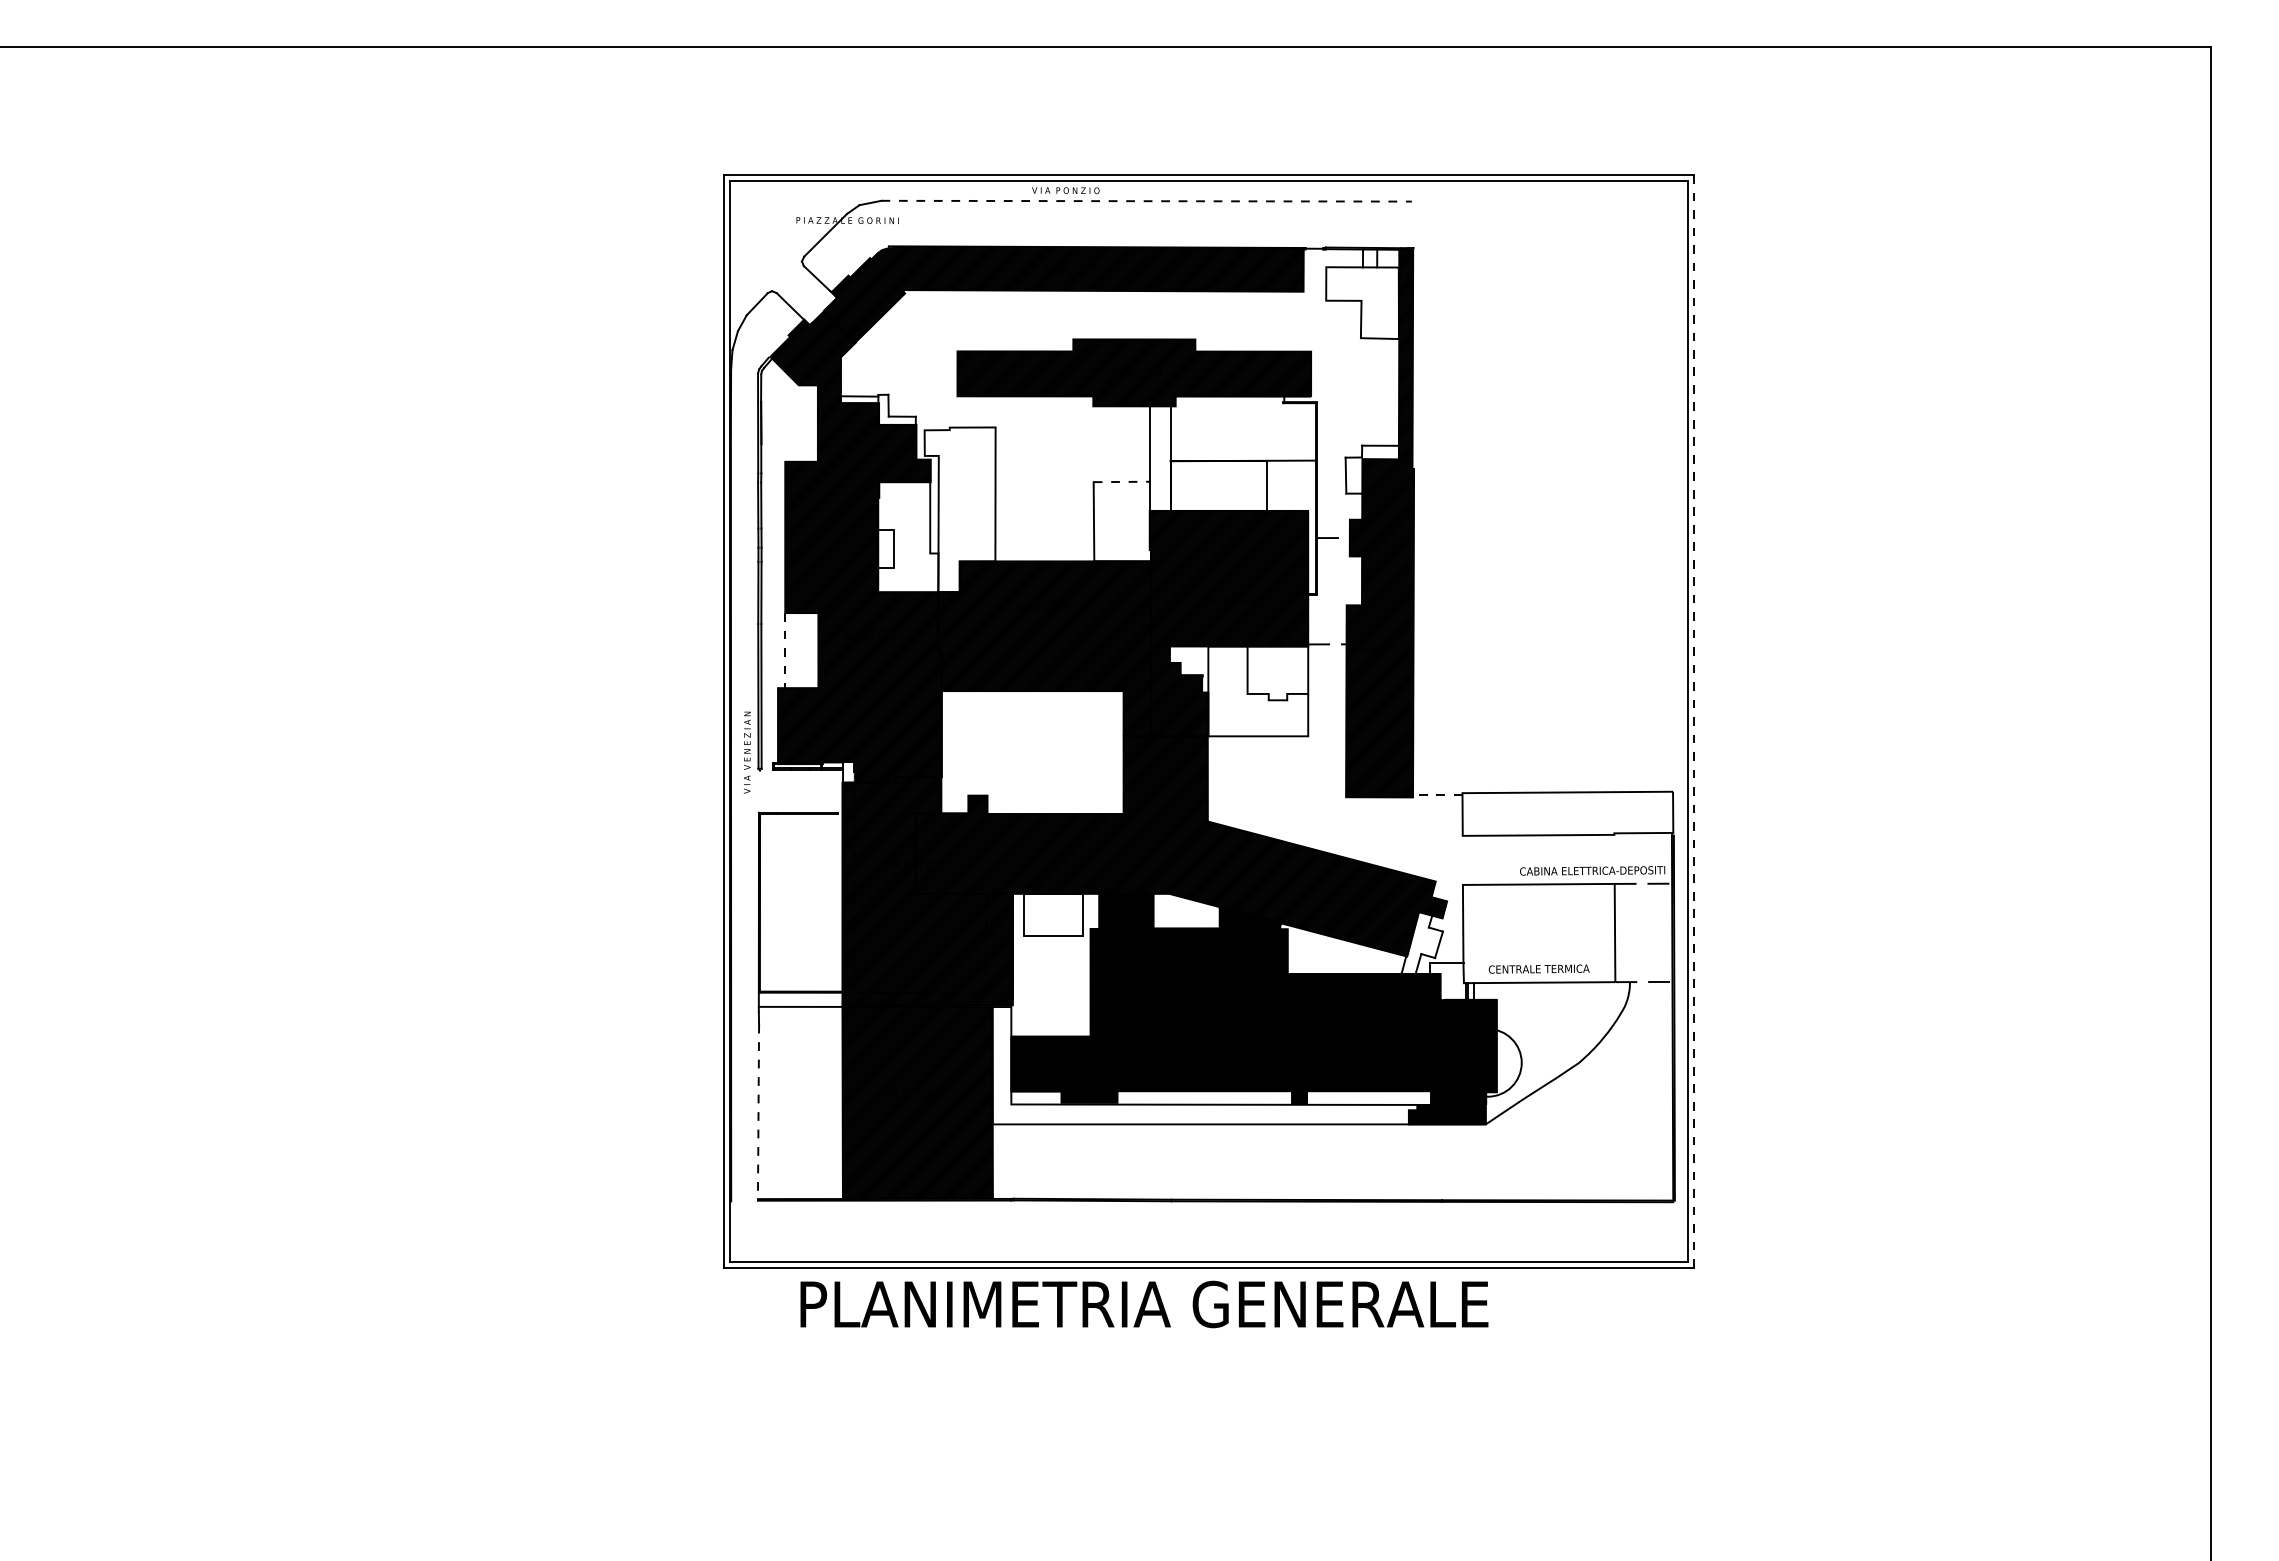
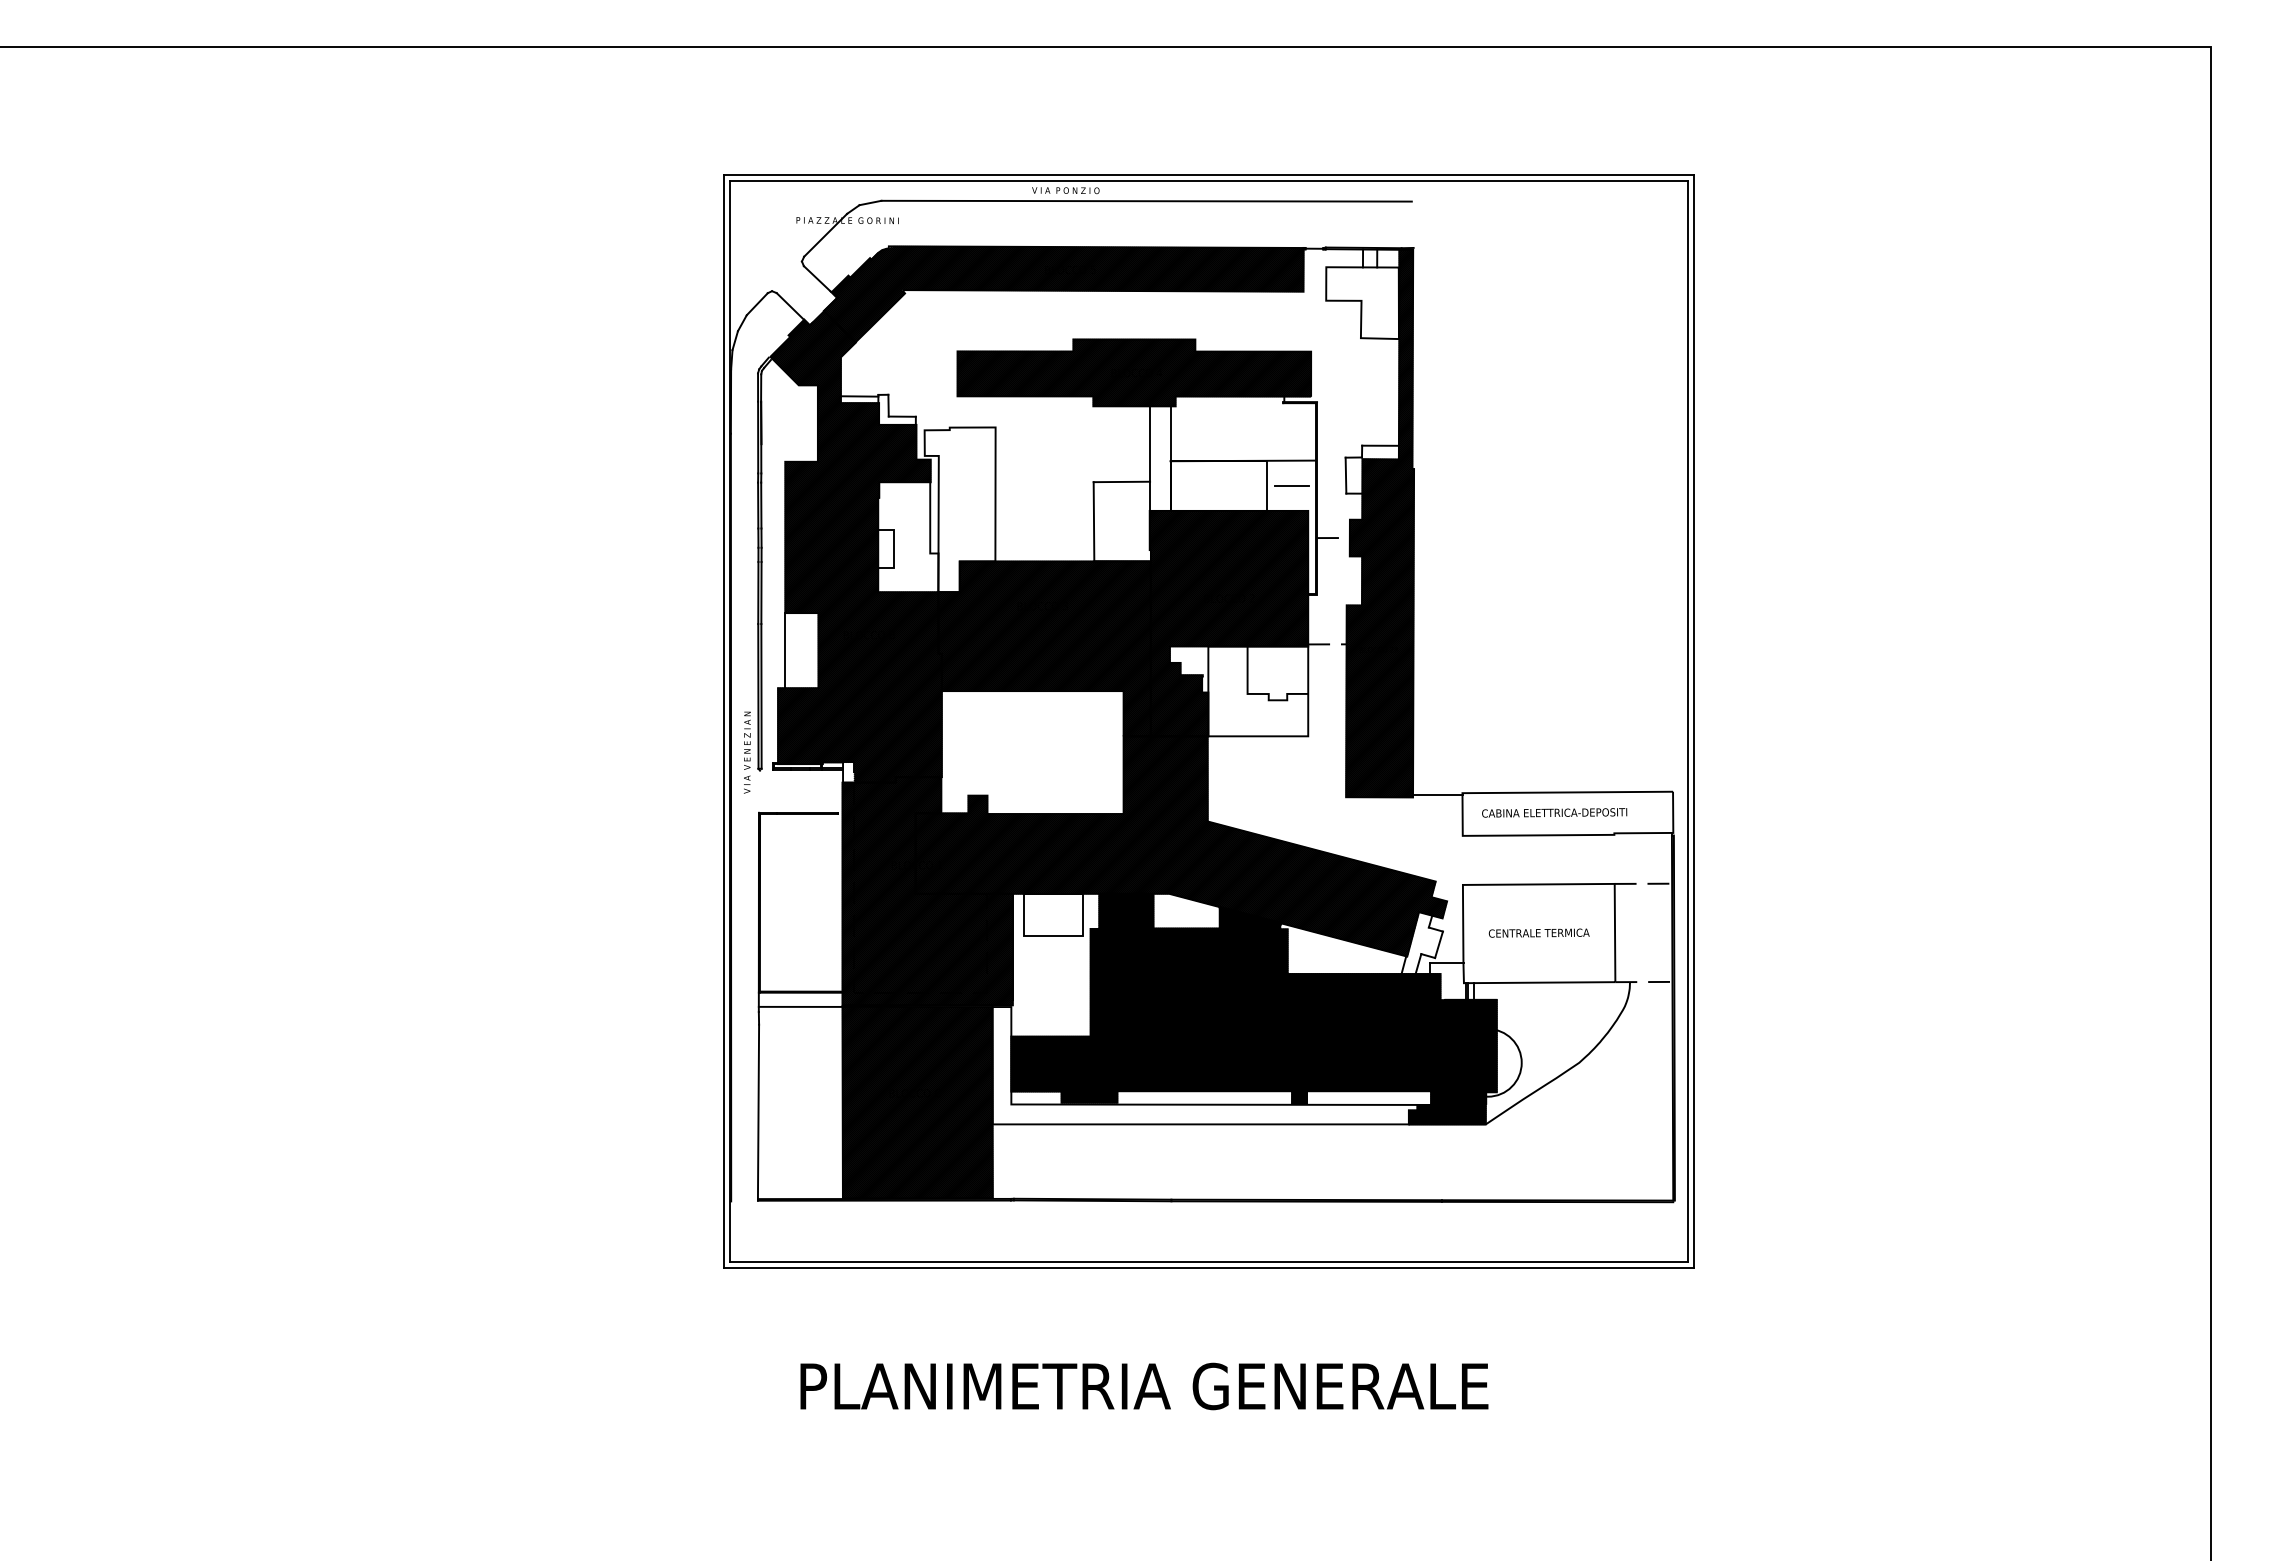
line: dashed -> solid (1147, 201)
line: dashed -> solid (1122, 481)
line: none -> present (1292, 485)
line: dashed -> solid (784, 650)
line: dashed -> solid (1693, 721)
line: dashed -> solid (1437, 795)
text position: (1592, 870) -> (1554, 812) (1554, 812)
text position: (1538, 968) -> (1538, 932) (1538, 932)
line: dashed -> solid (758, 1113)
text position: (1144, 1304) -> (1144, 1386) (1144, 1386)
